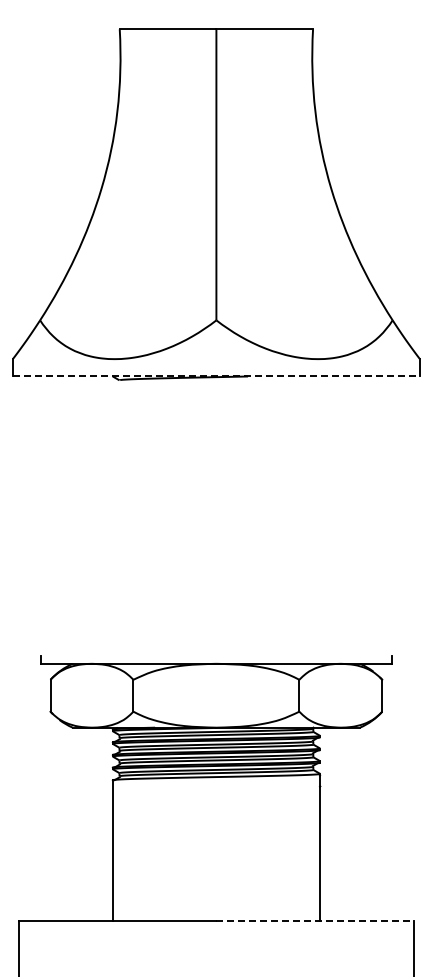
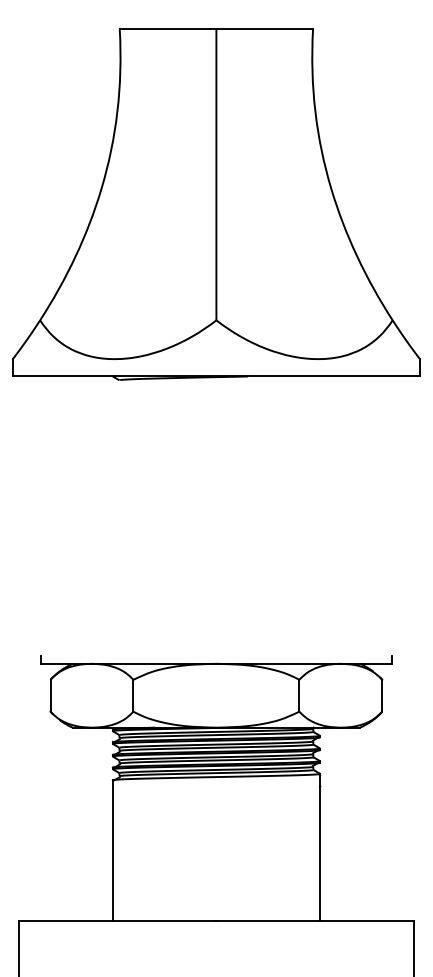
line: dashed -> solid (216, 376)
line: dashed -> solid (315, 920)
